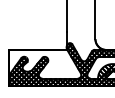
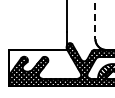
line: solid -> dashed (95, 20)
